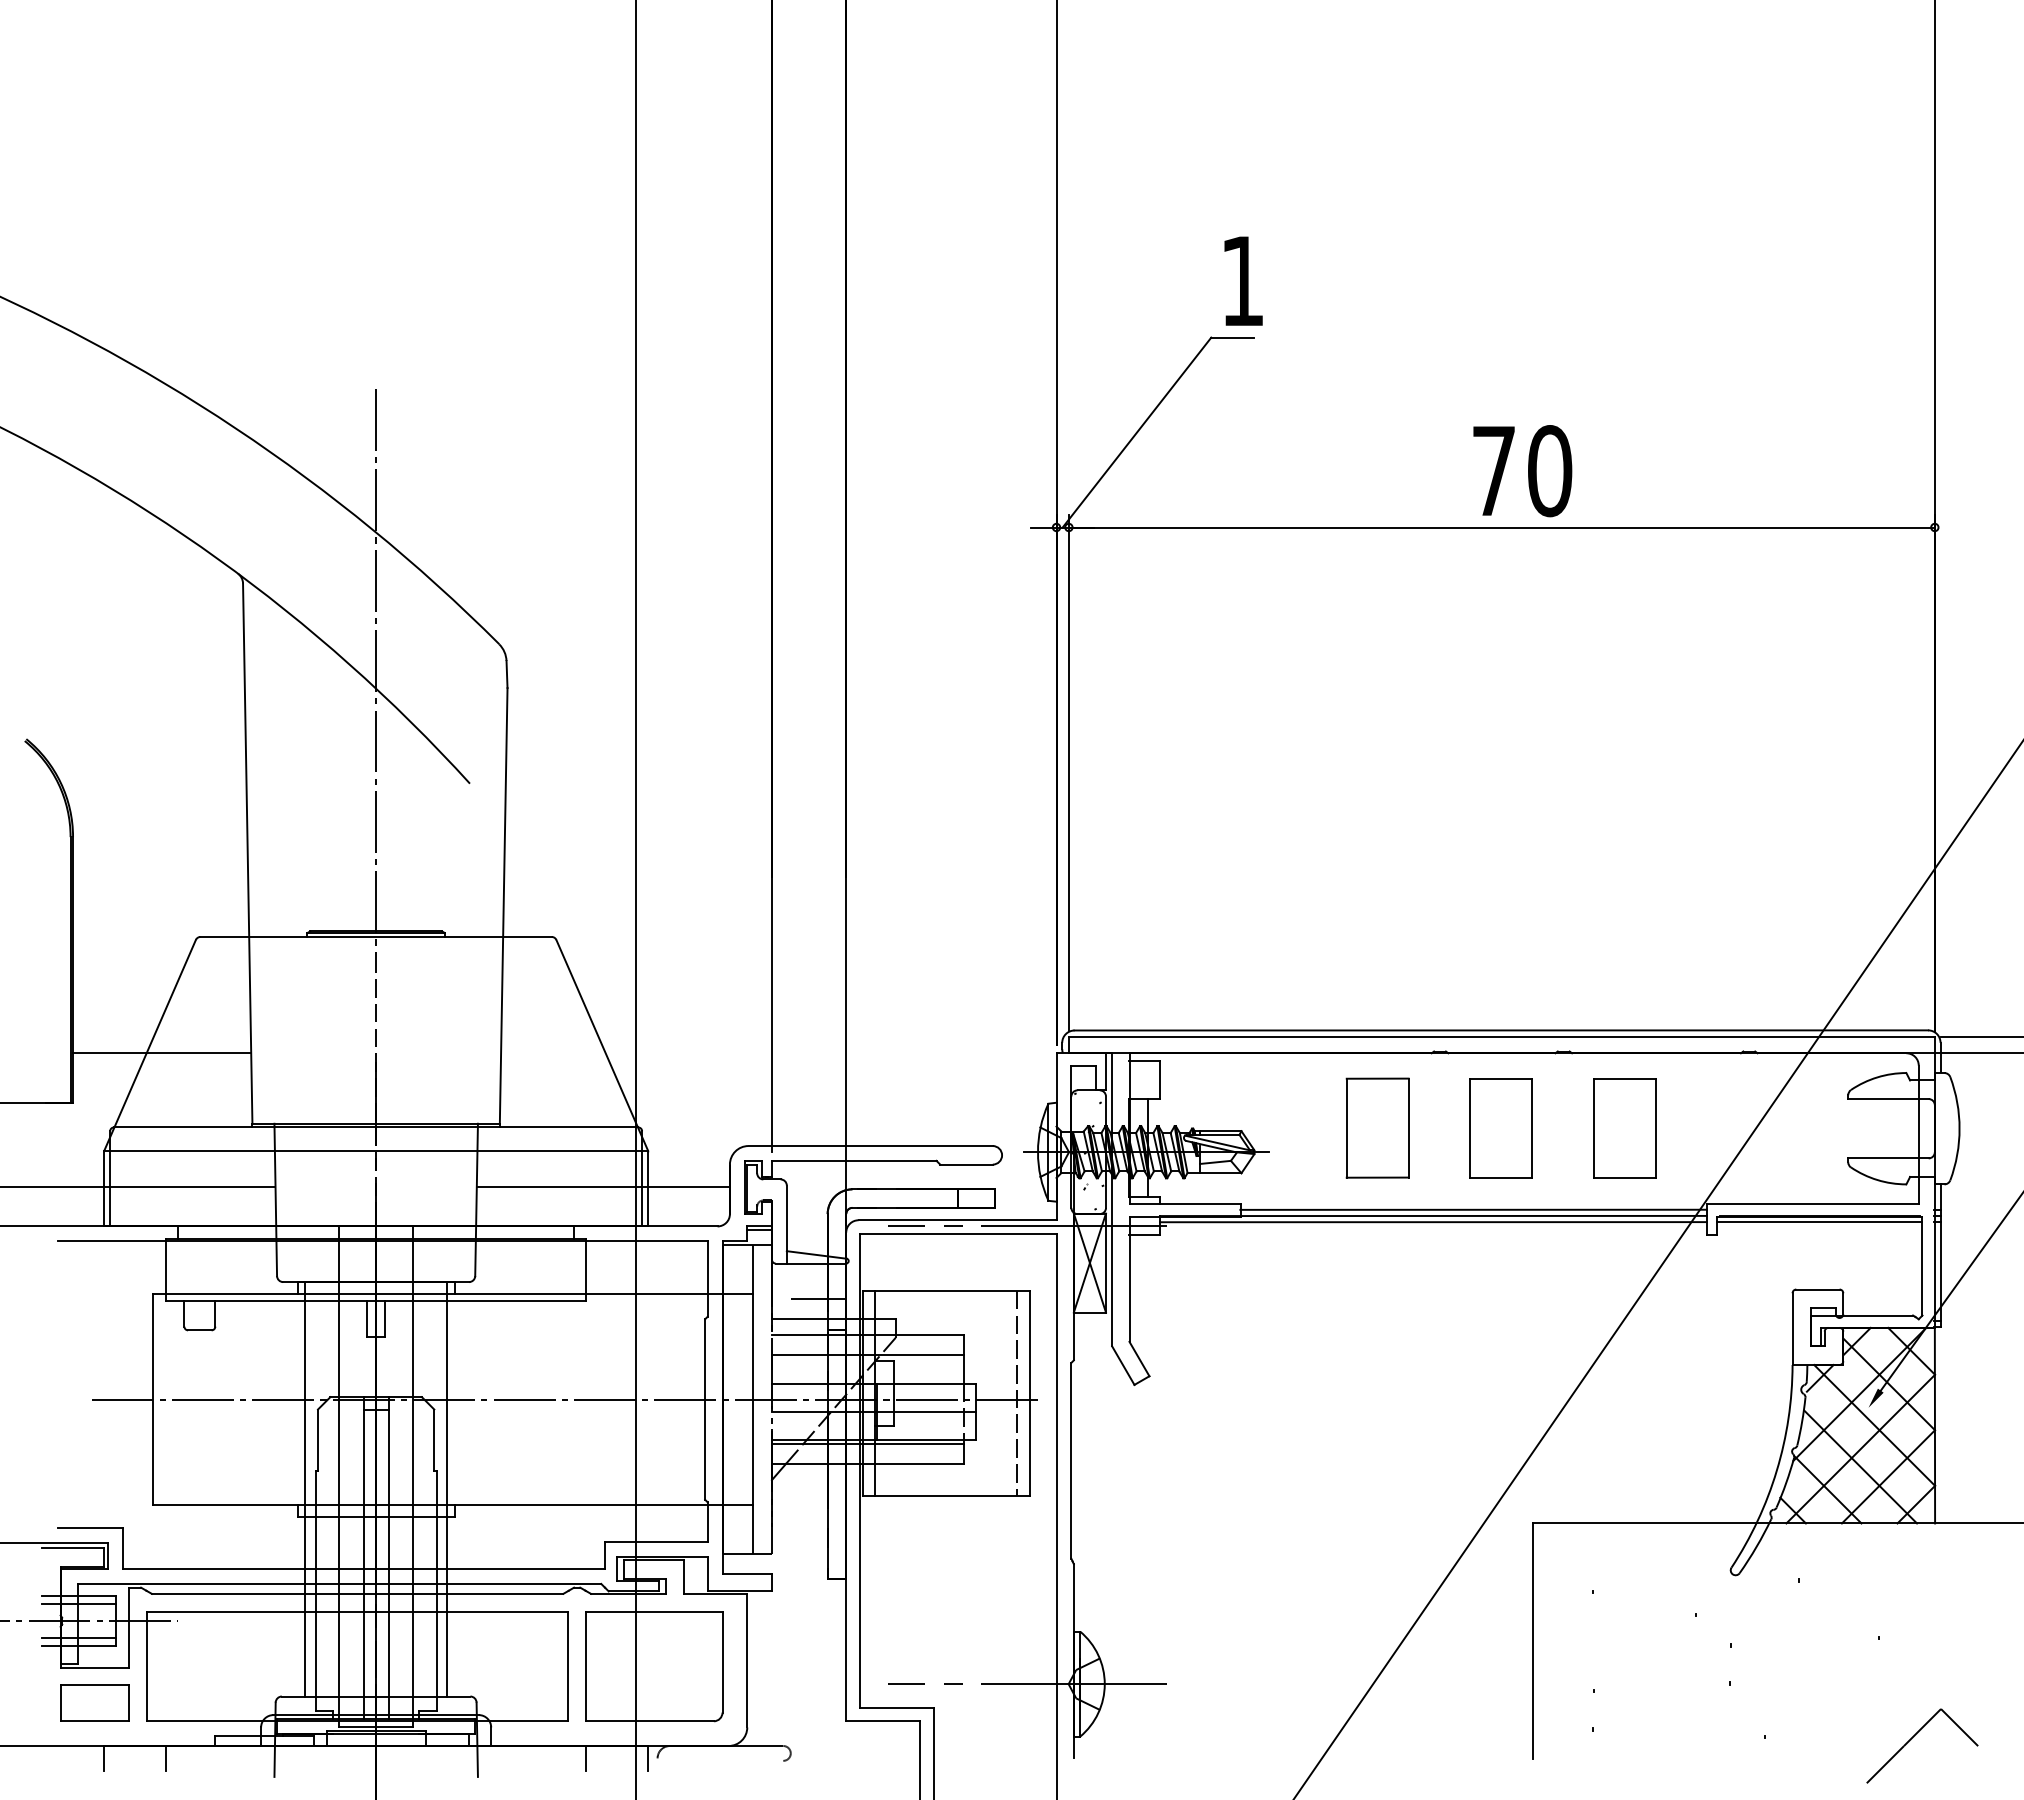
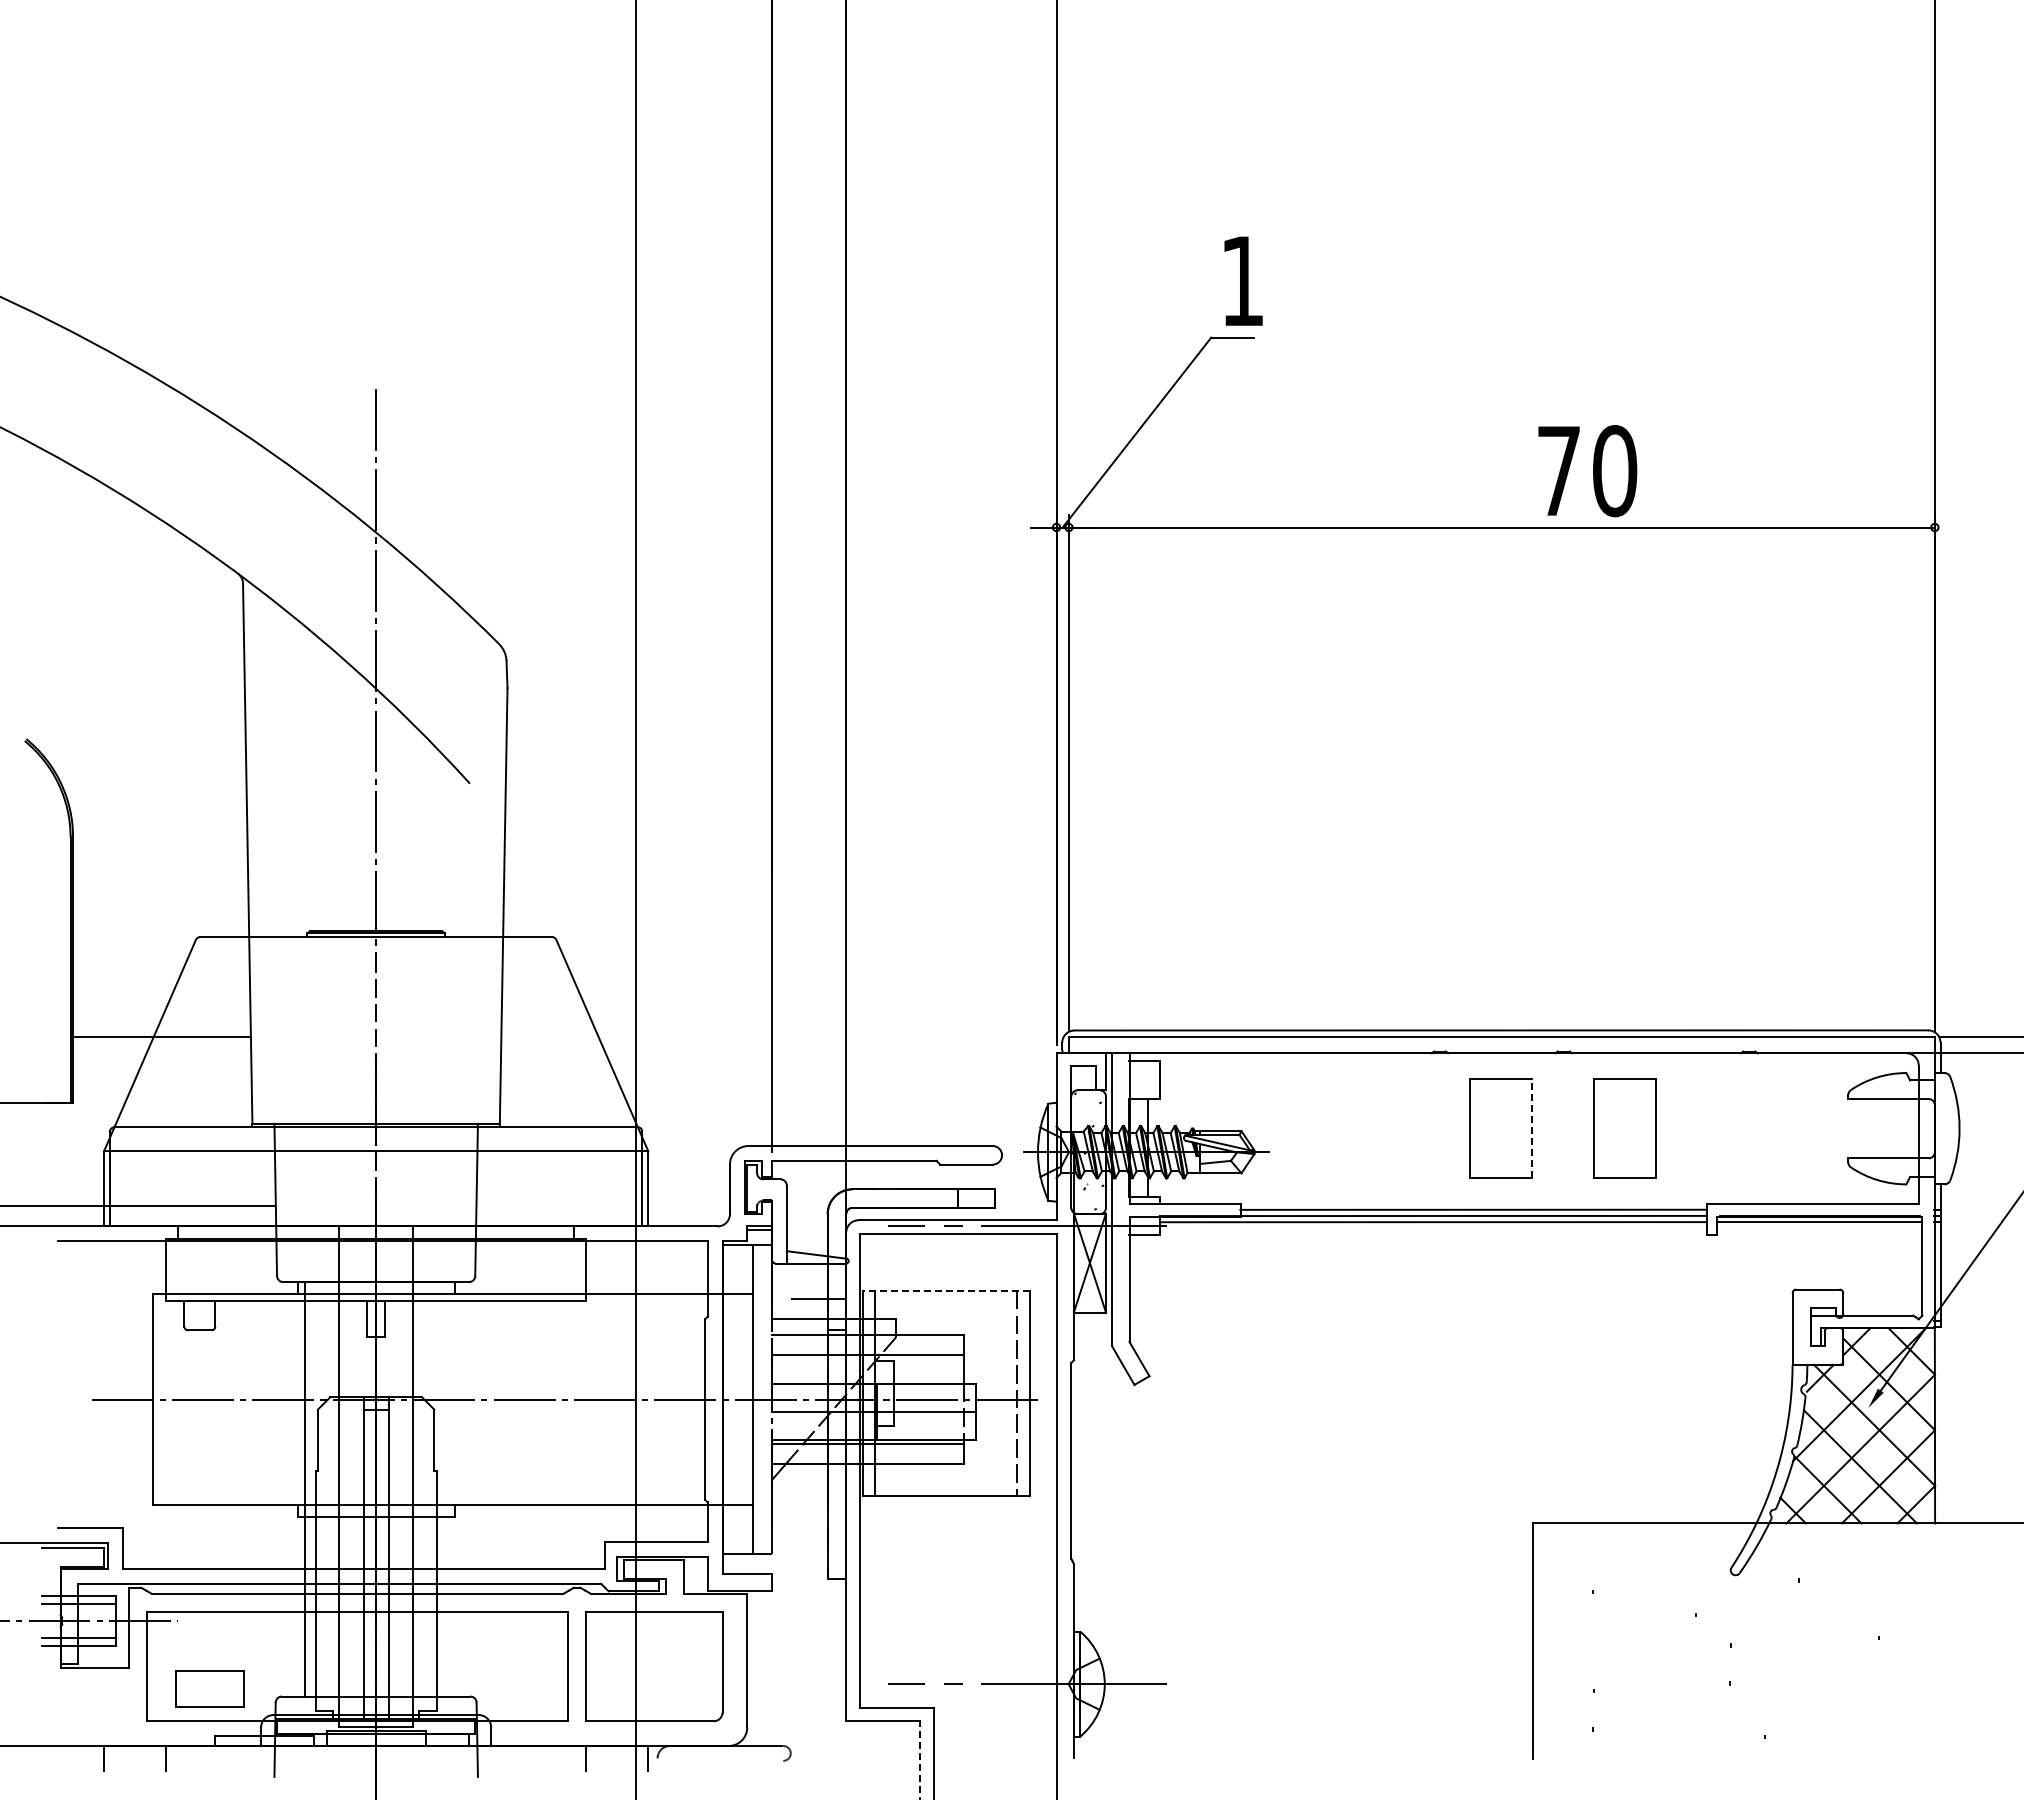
text position: (1522, 471) -> (1587, 471) (1587, 471)
line position: (162, 1053) -> (162, 1037) (162, 1037)
part: present -> none (1377, 1127)
line: solid -> dashed (1532, 1127)
line position: (138, 1186) -> (138, 1205) (138, 1205)
line: present -> none (602, 1186)
line: present -> none (1657, 1270)
line: solid -> dashed (946, 1290)
line: present -> none (447, 1489)
part position: (94, 1702) -> (209, 1688) (209, 1688)
part: present -> none (1914, 1736)
line: solid -> dashed (920, 1760)
